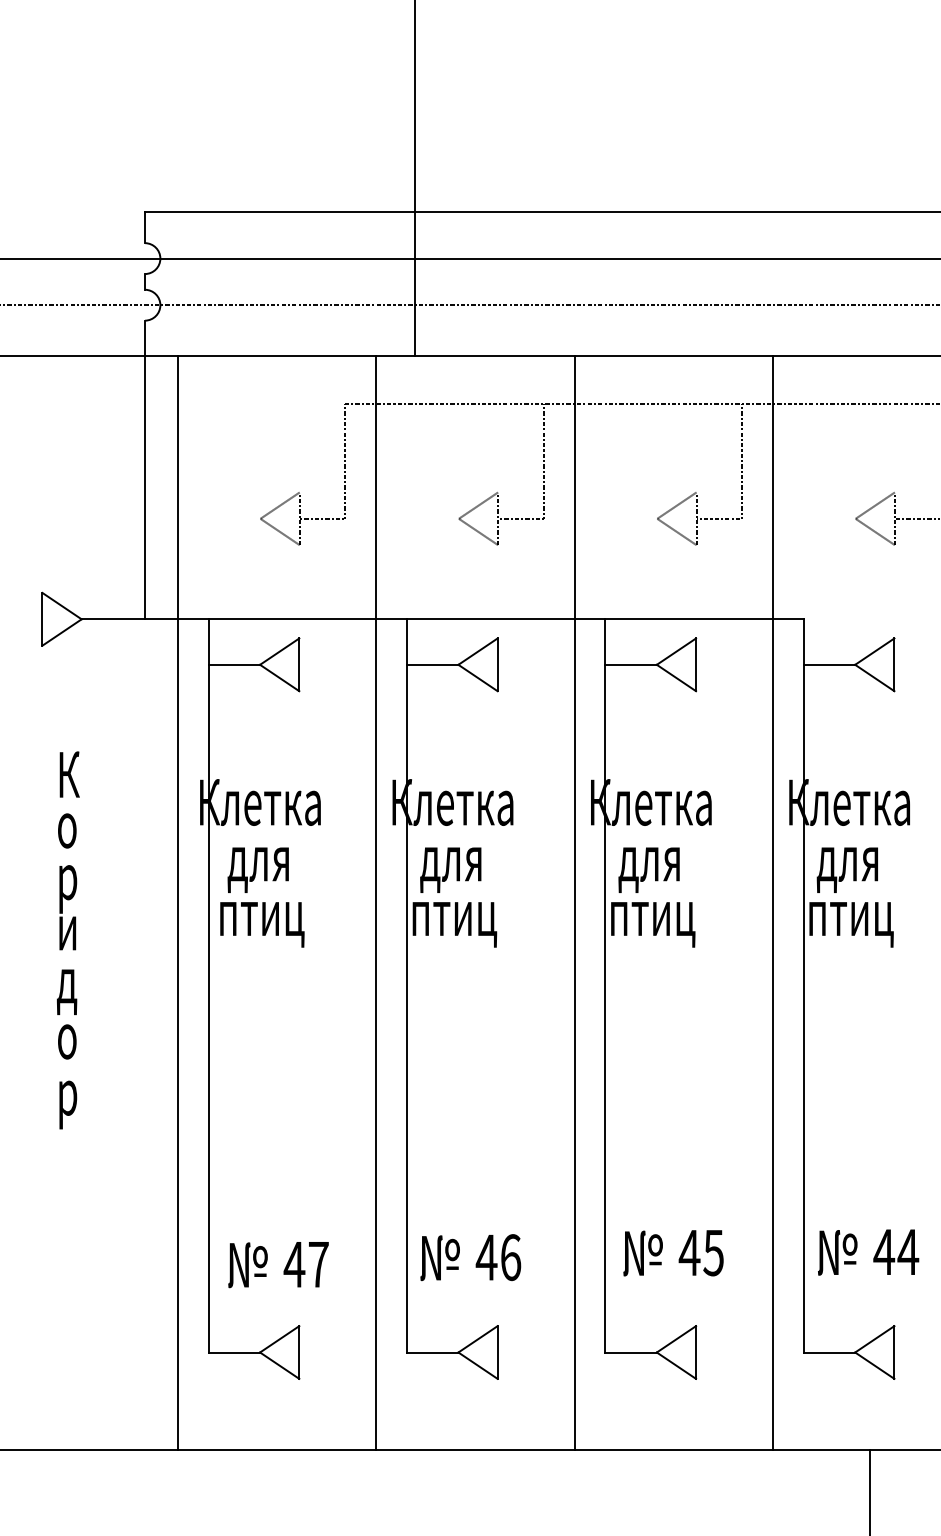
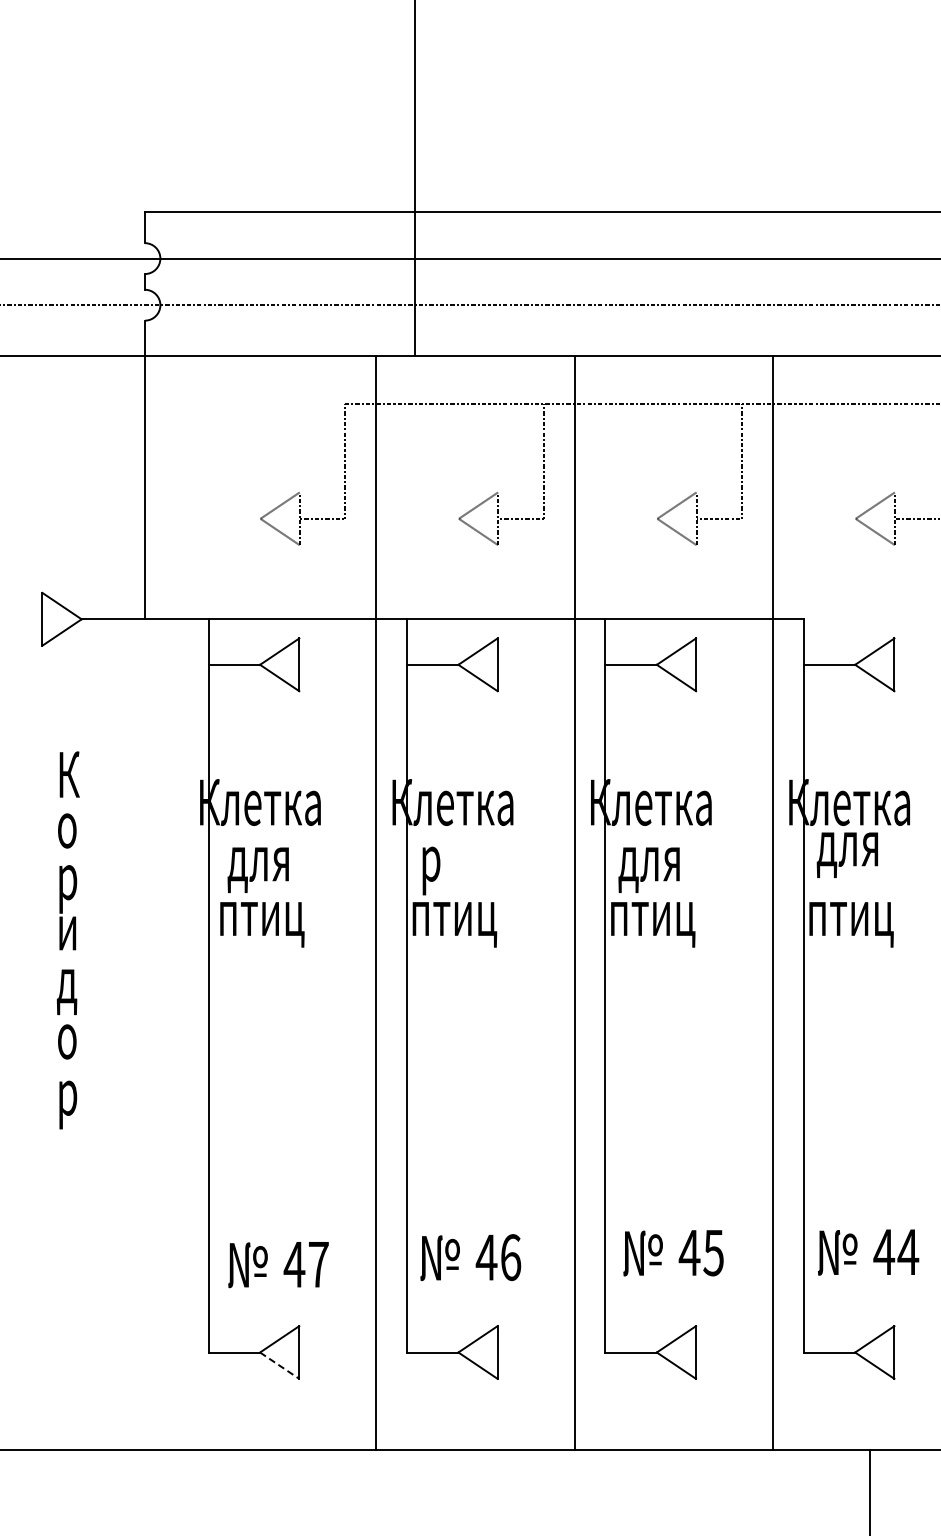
text position: (846, 869) -> (846, 854) (846, 854)
text: для -> р (450, 870)
line: present -> none (177, 902)
line: solid -> dashed (279, 1365)
